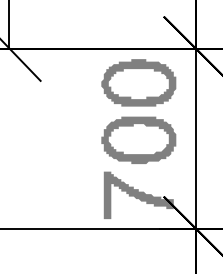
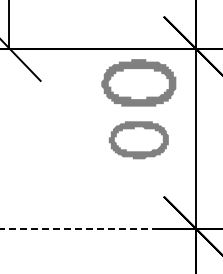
part size: 76x48 px -> 60x39 px (138, 140)
fill: present -> none (138, 195)
line: solid -> dashed (79, 229)
